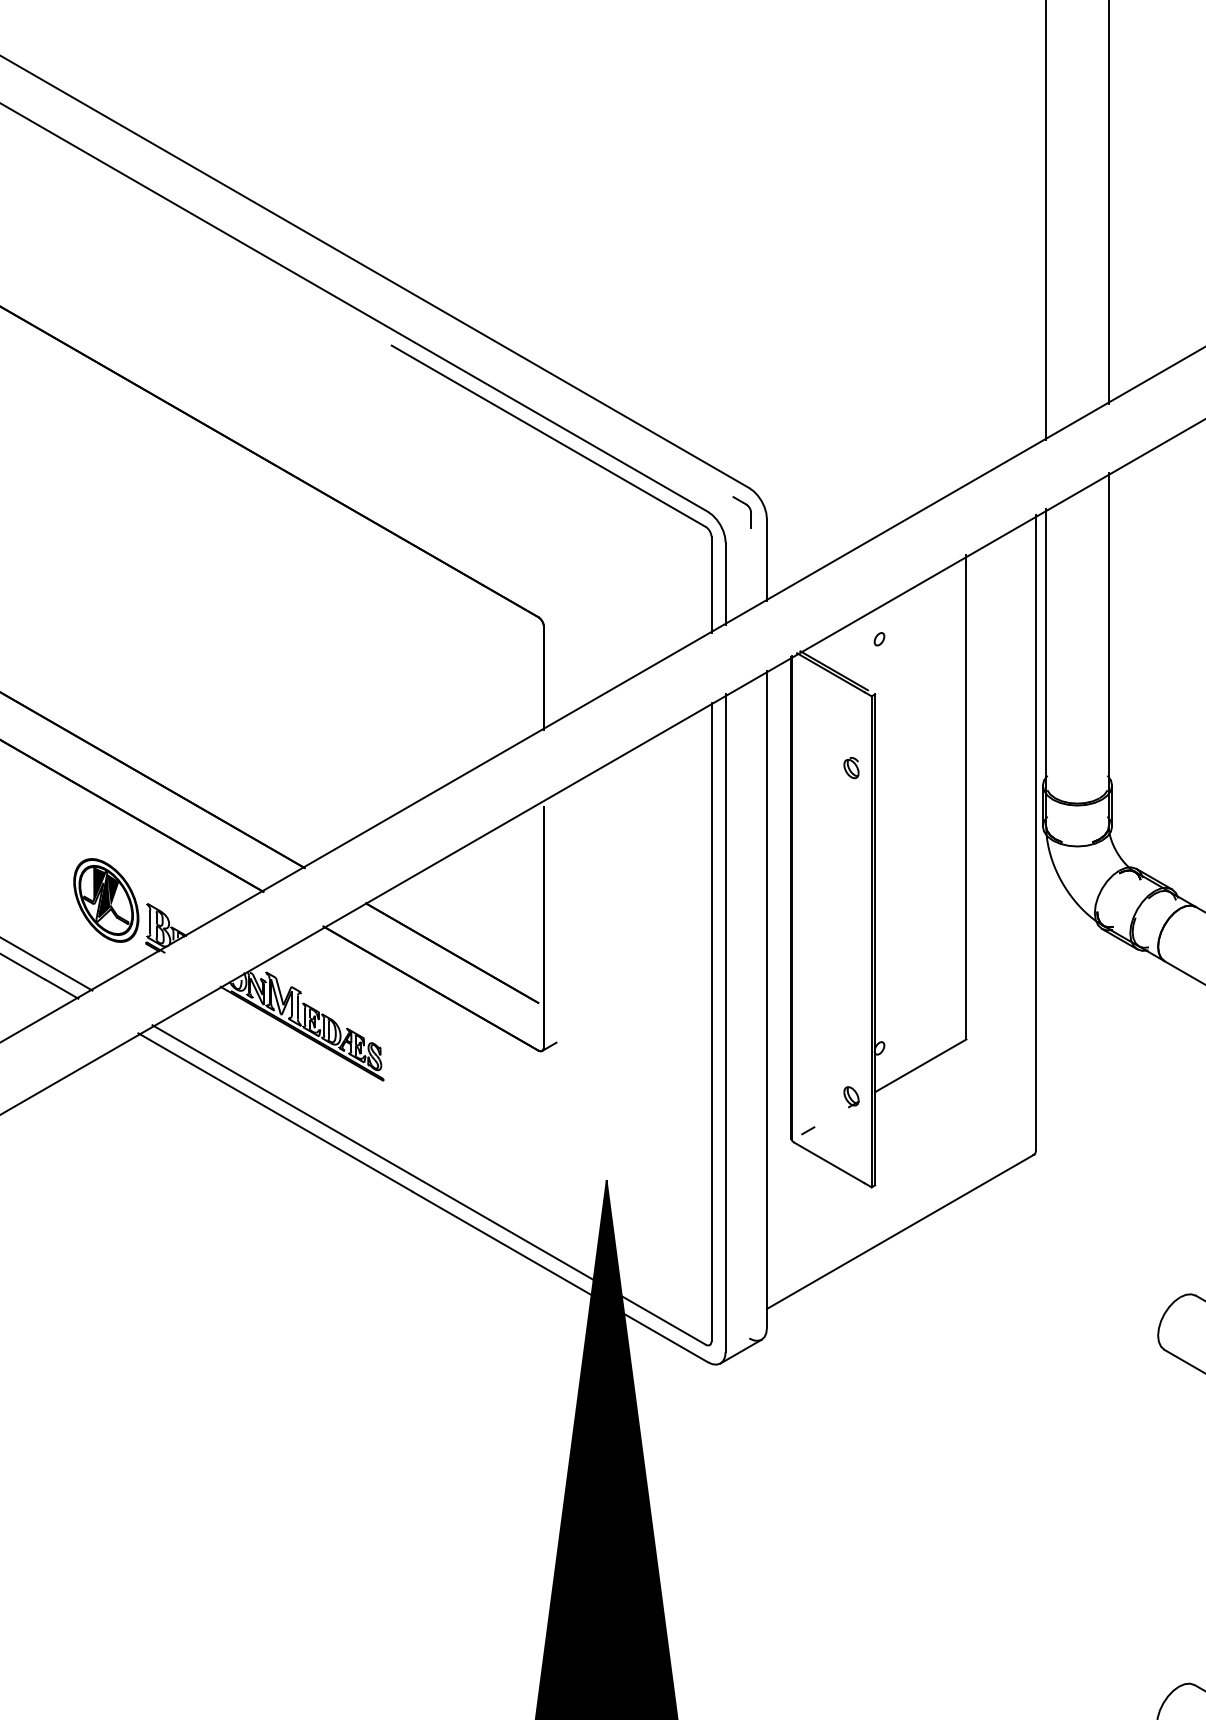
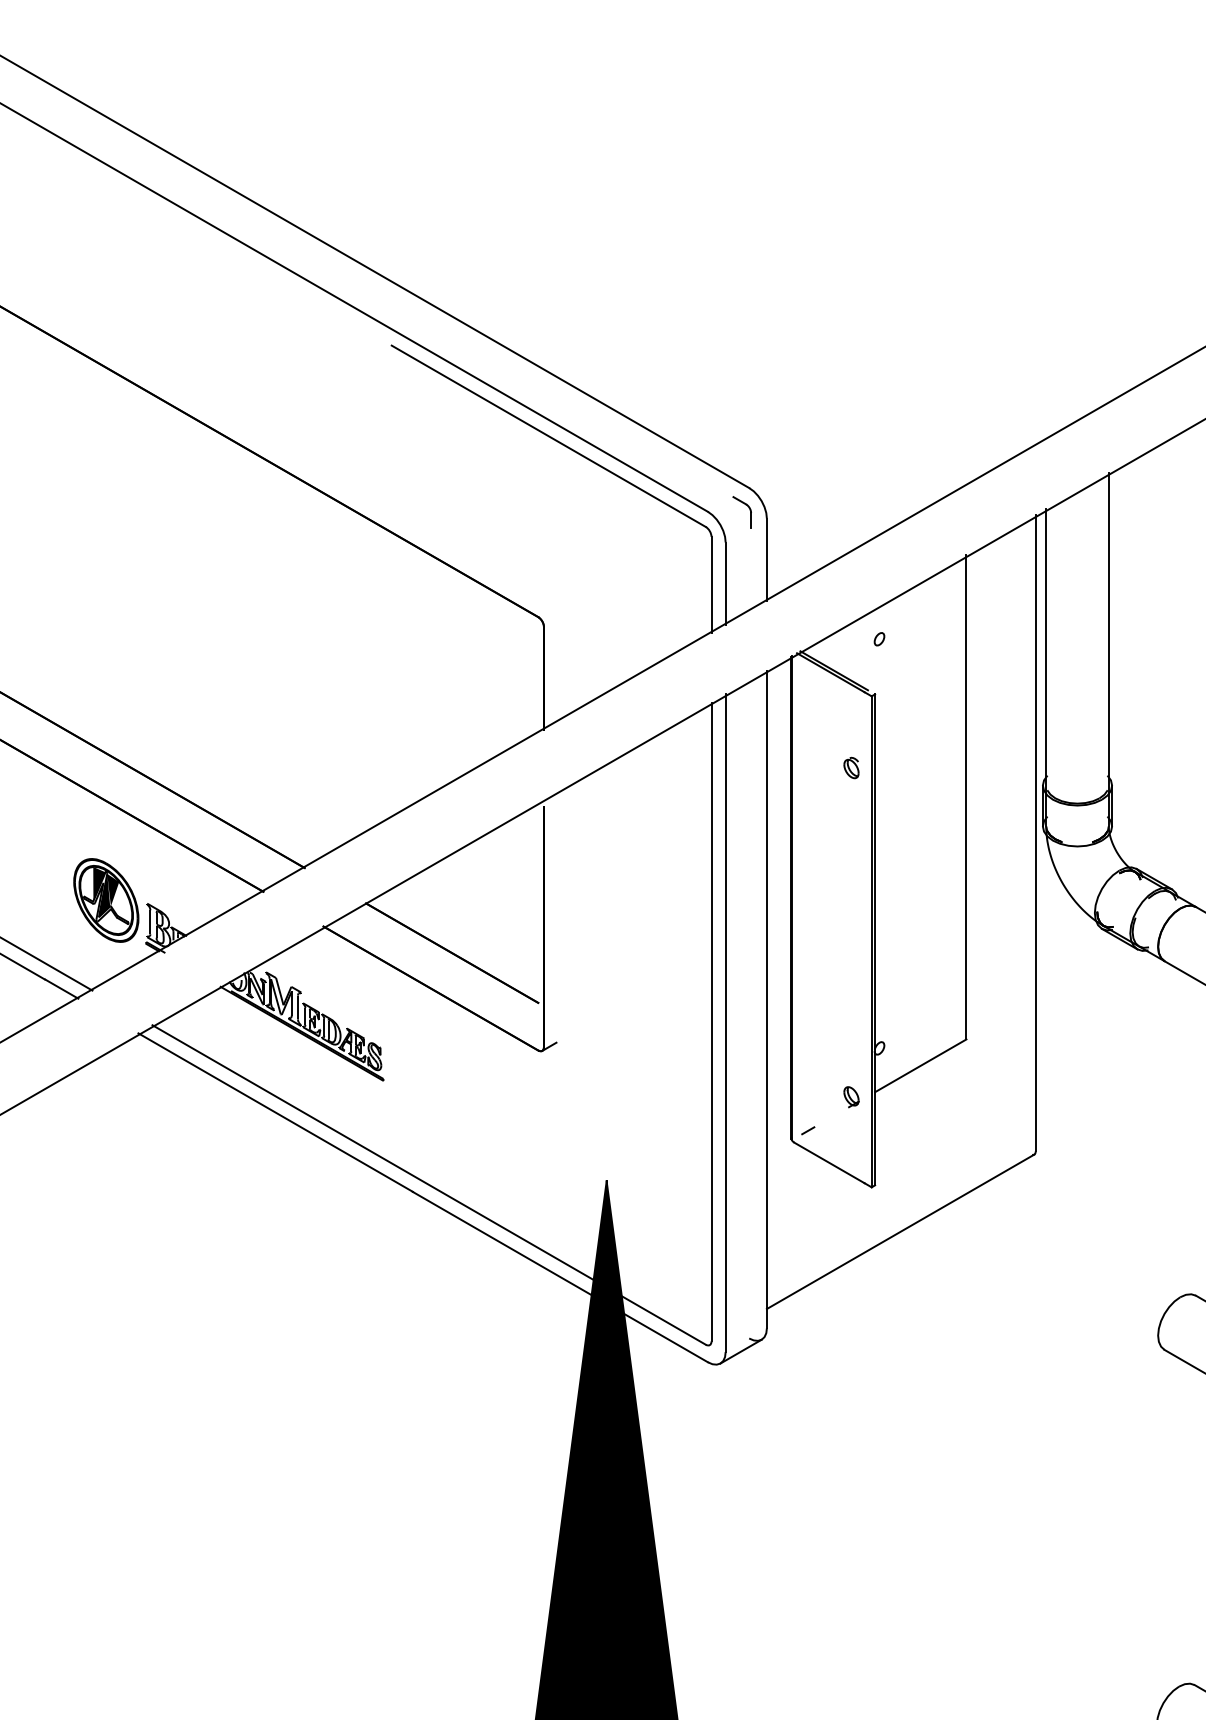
line: present -> none (1108, 202)
line: present -> none (1046, 220)
